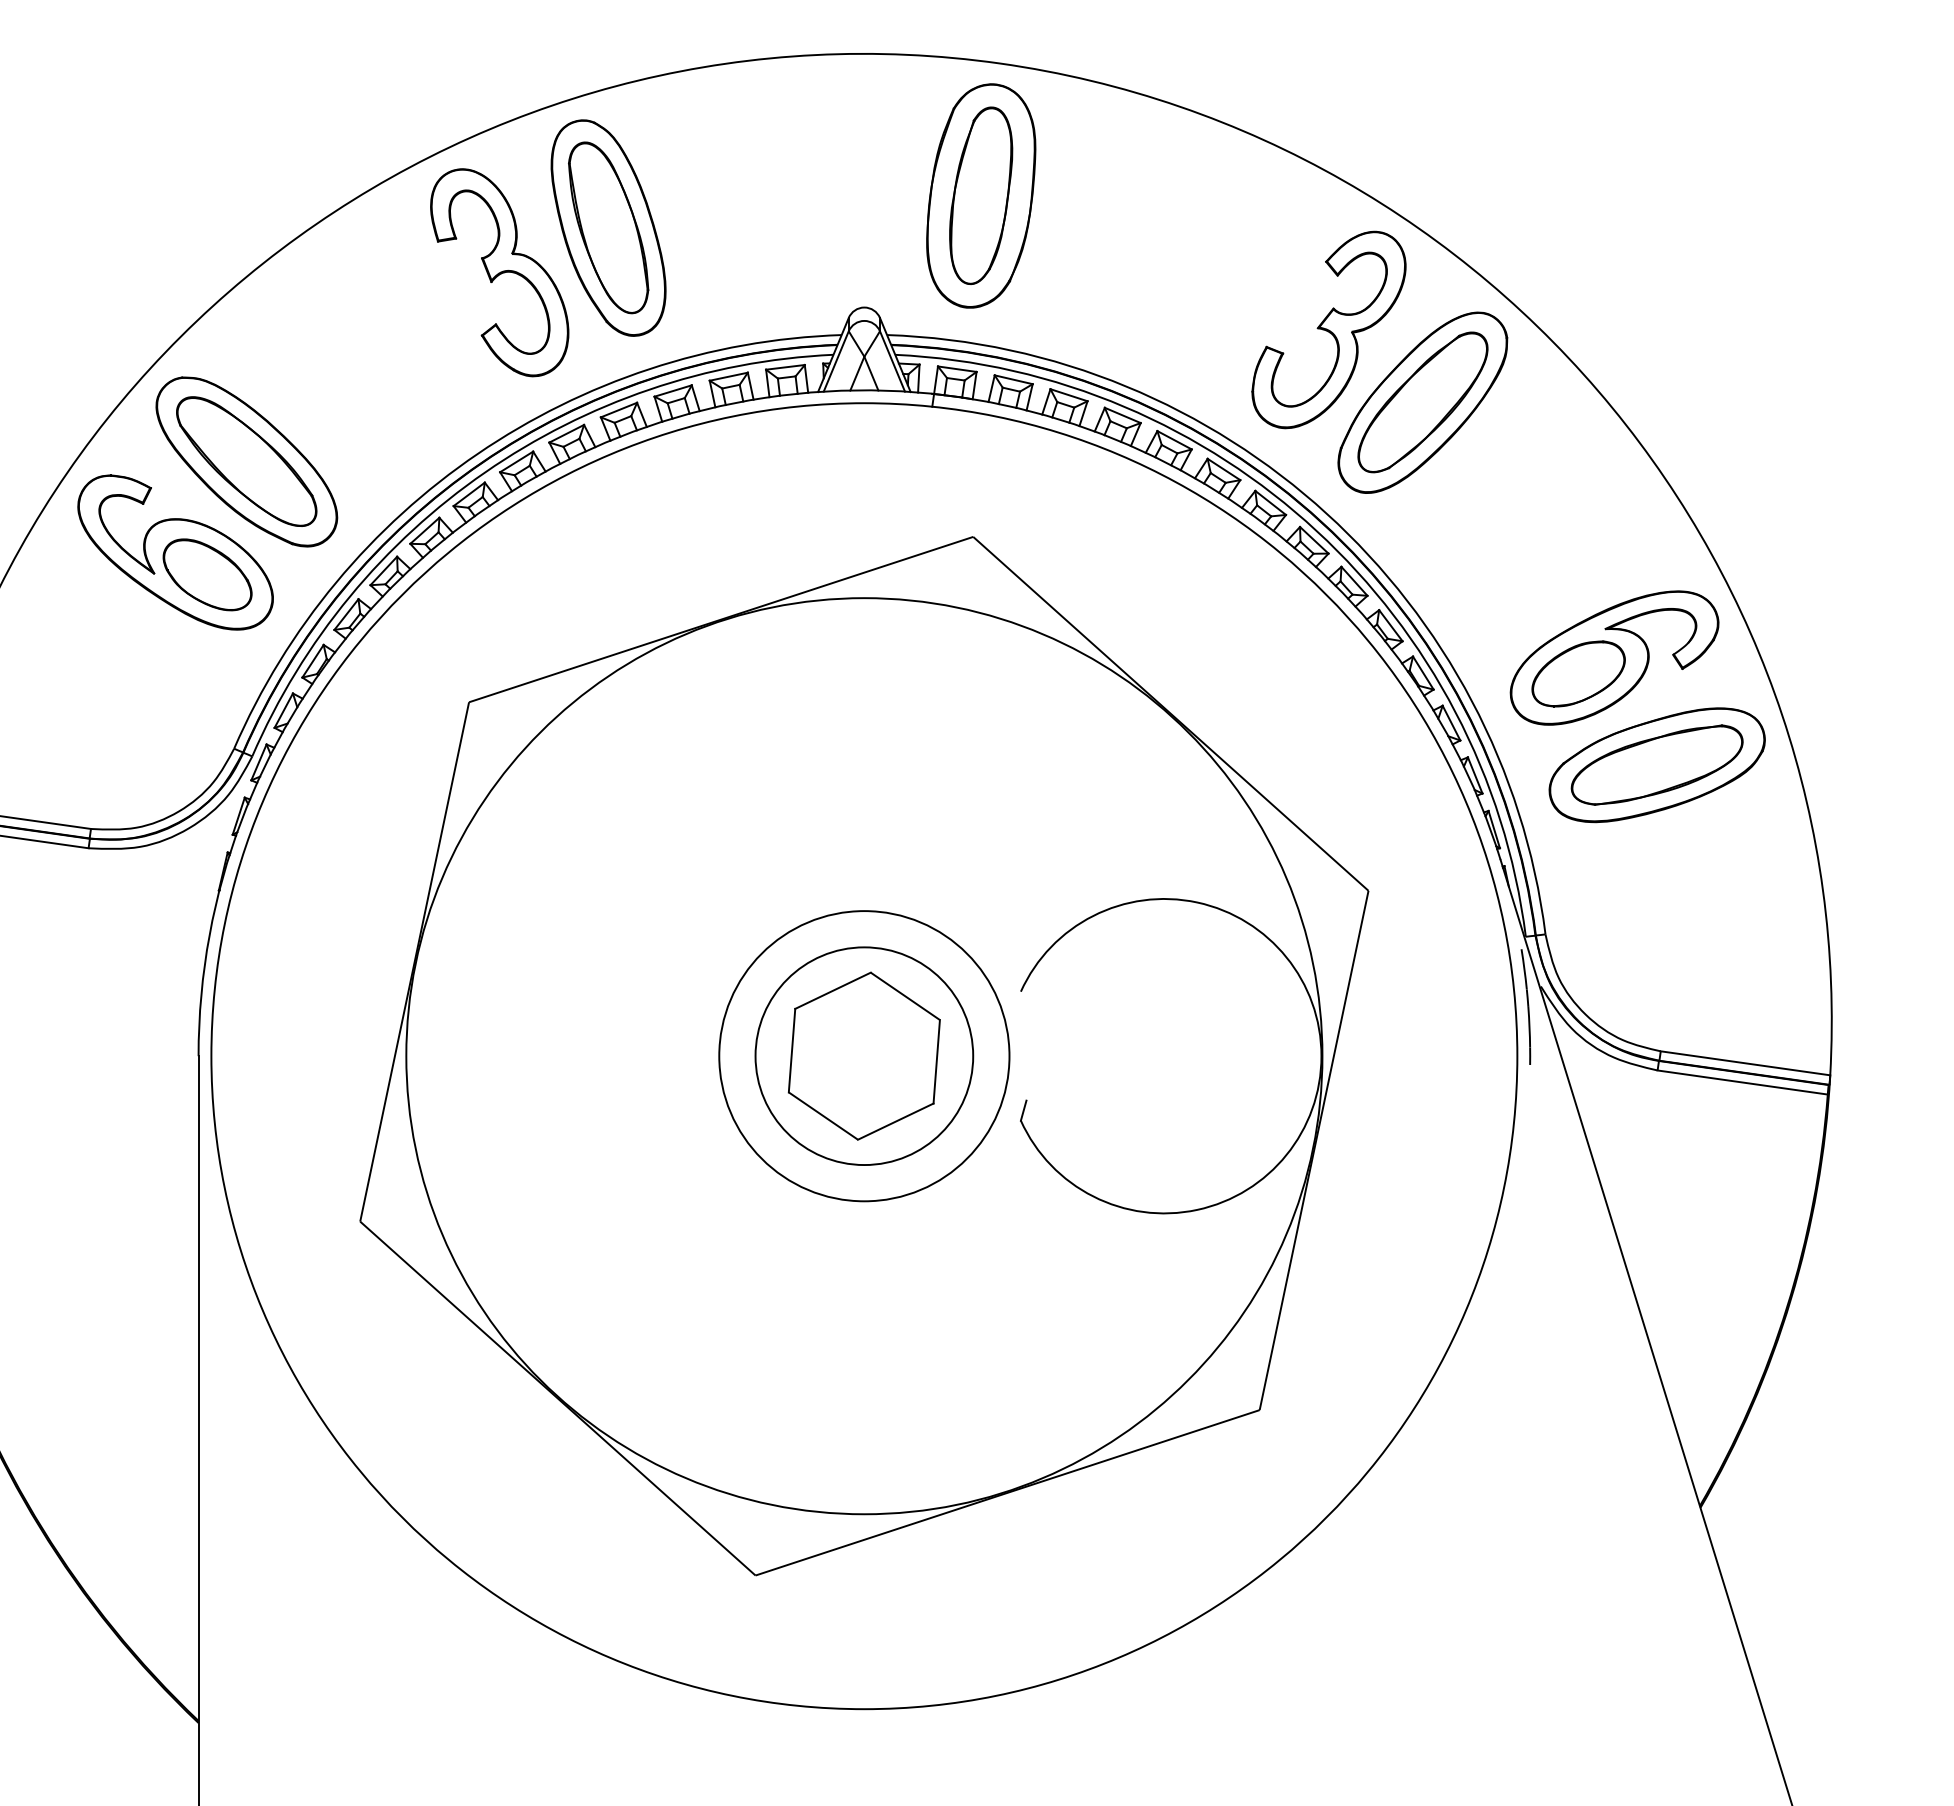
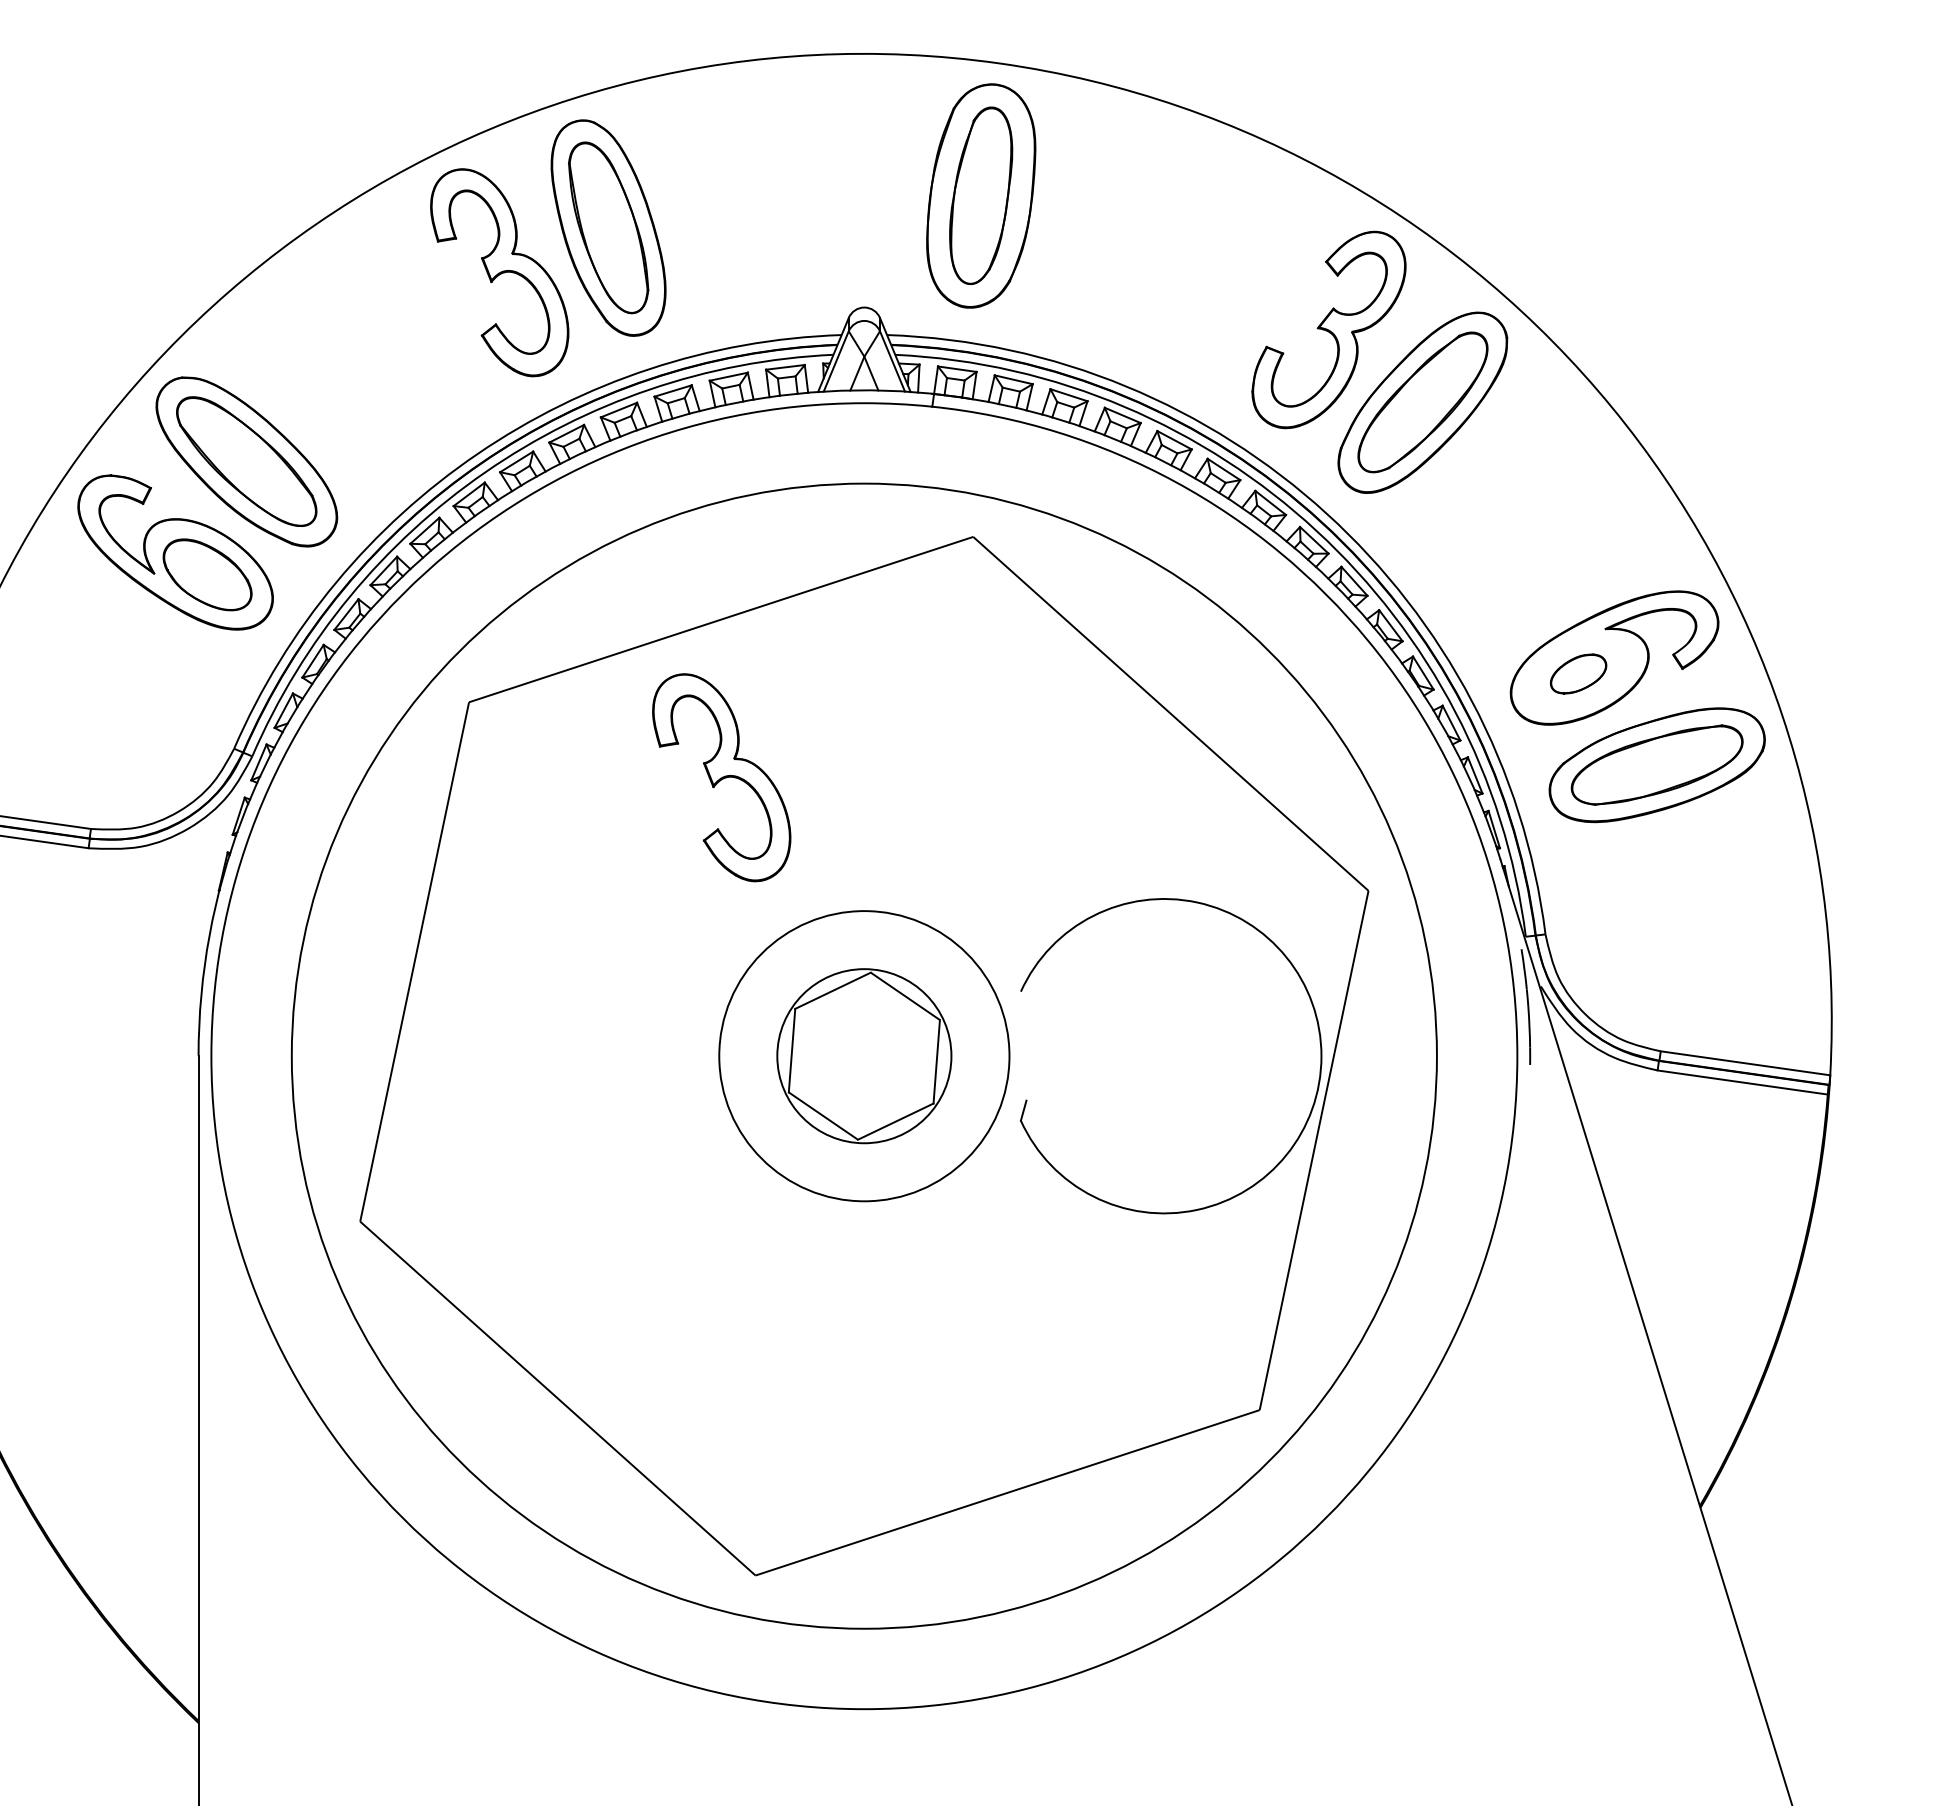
part size: 95x68 px -> 59x42 px (1578, 673)
part: none -> present (721, 777)
circle diameter: 218 px -> 174 px (864, 1056)
circle diameter: 916 px -> 1145 px (863, 1055)
